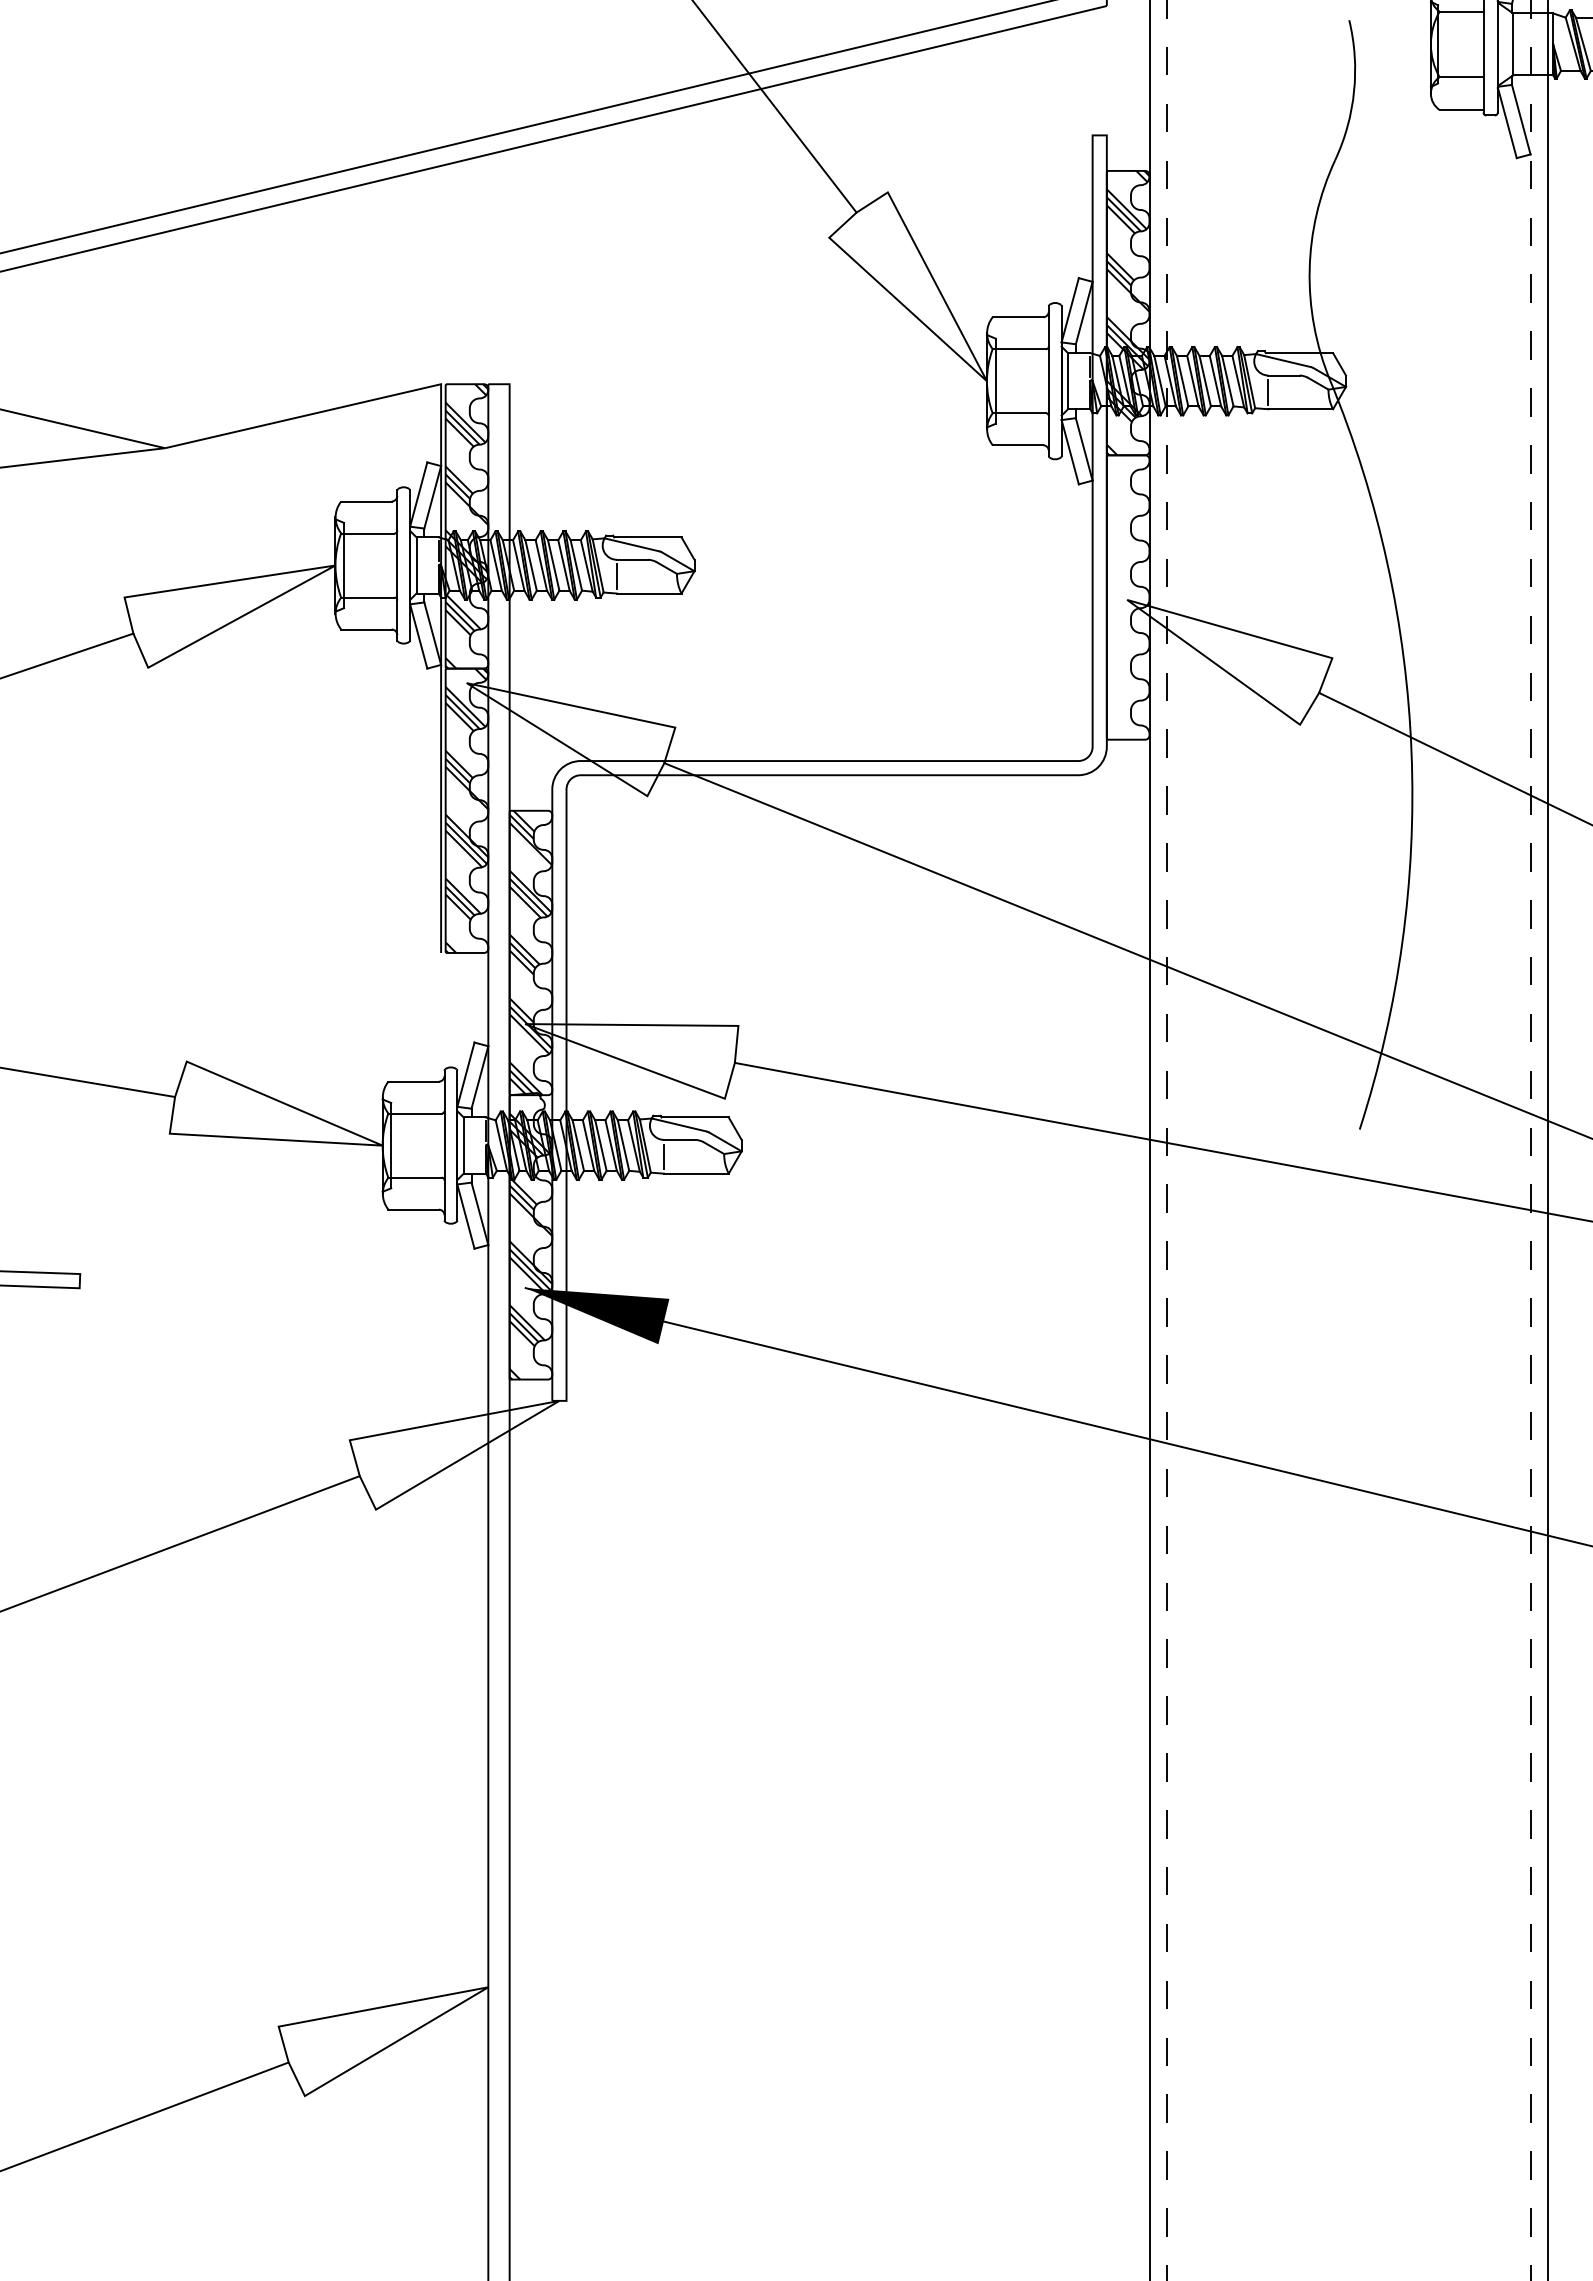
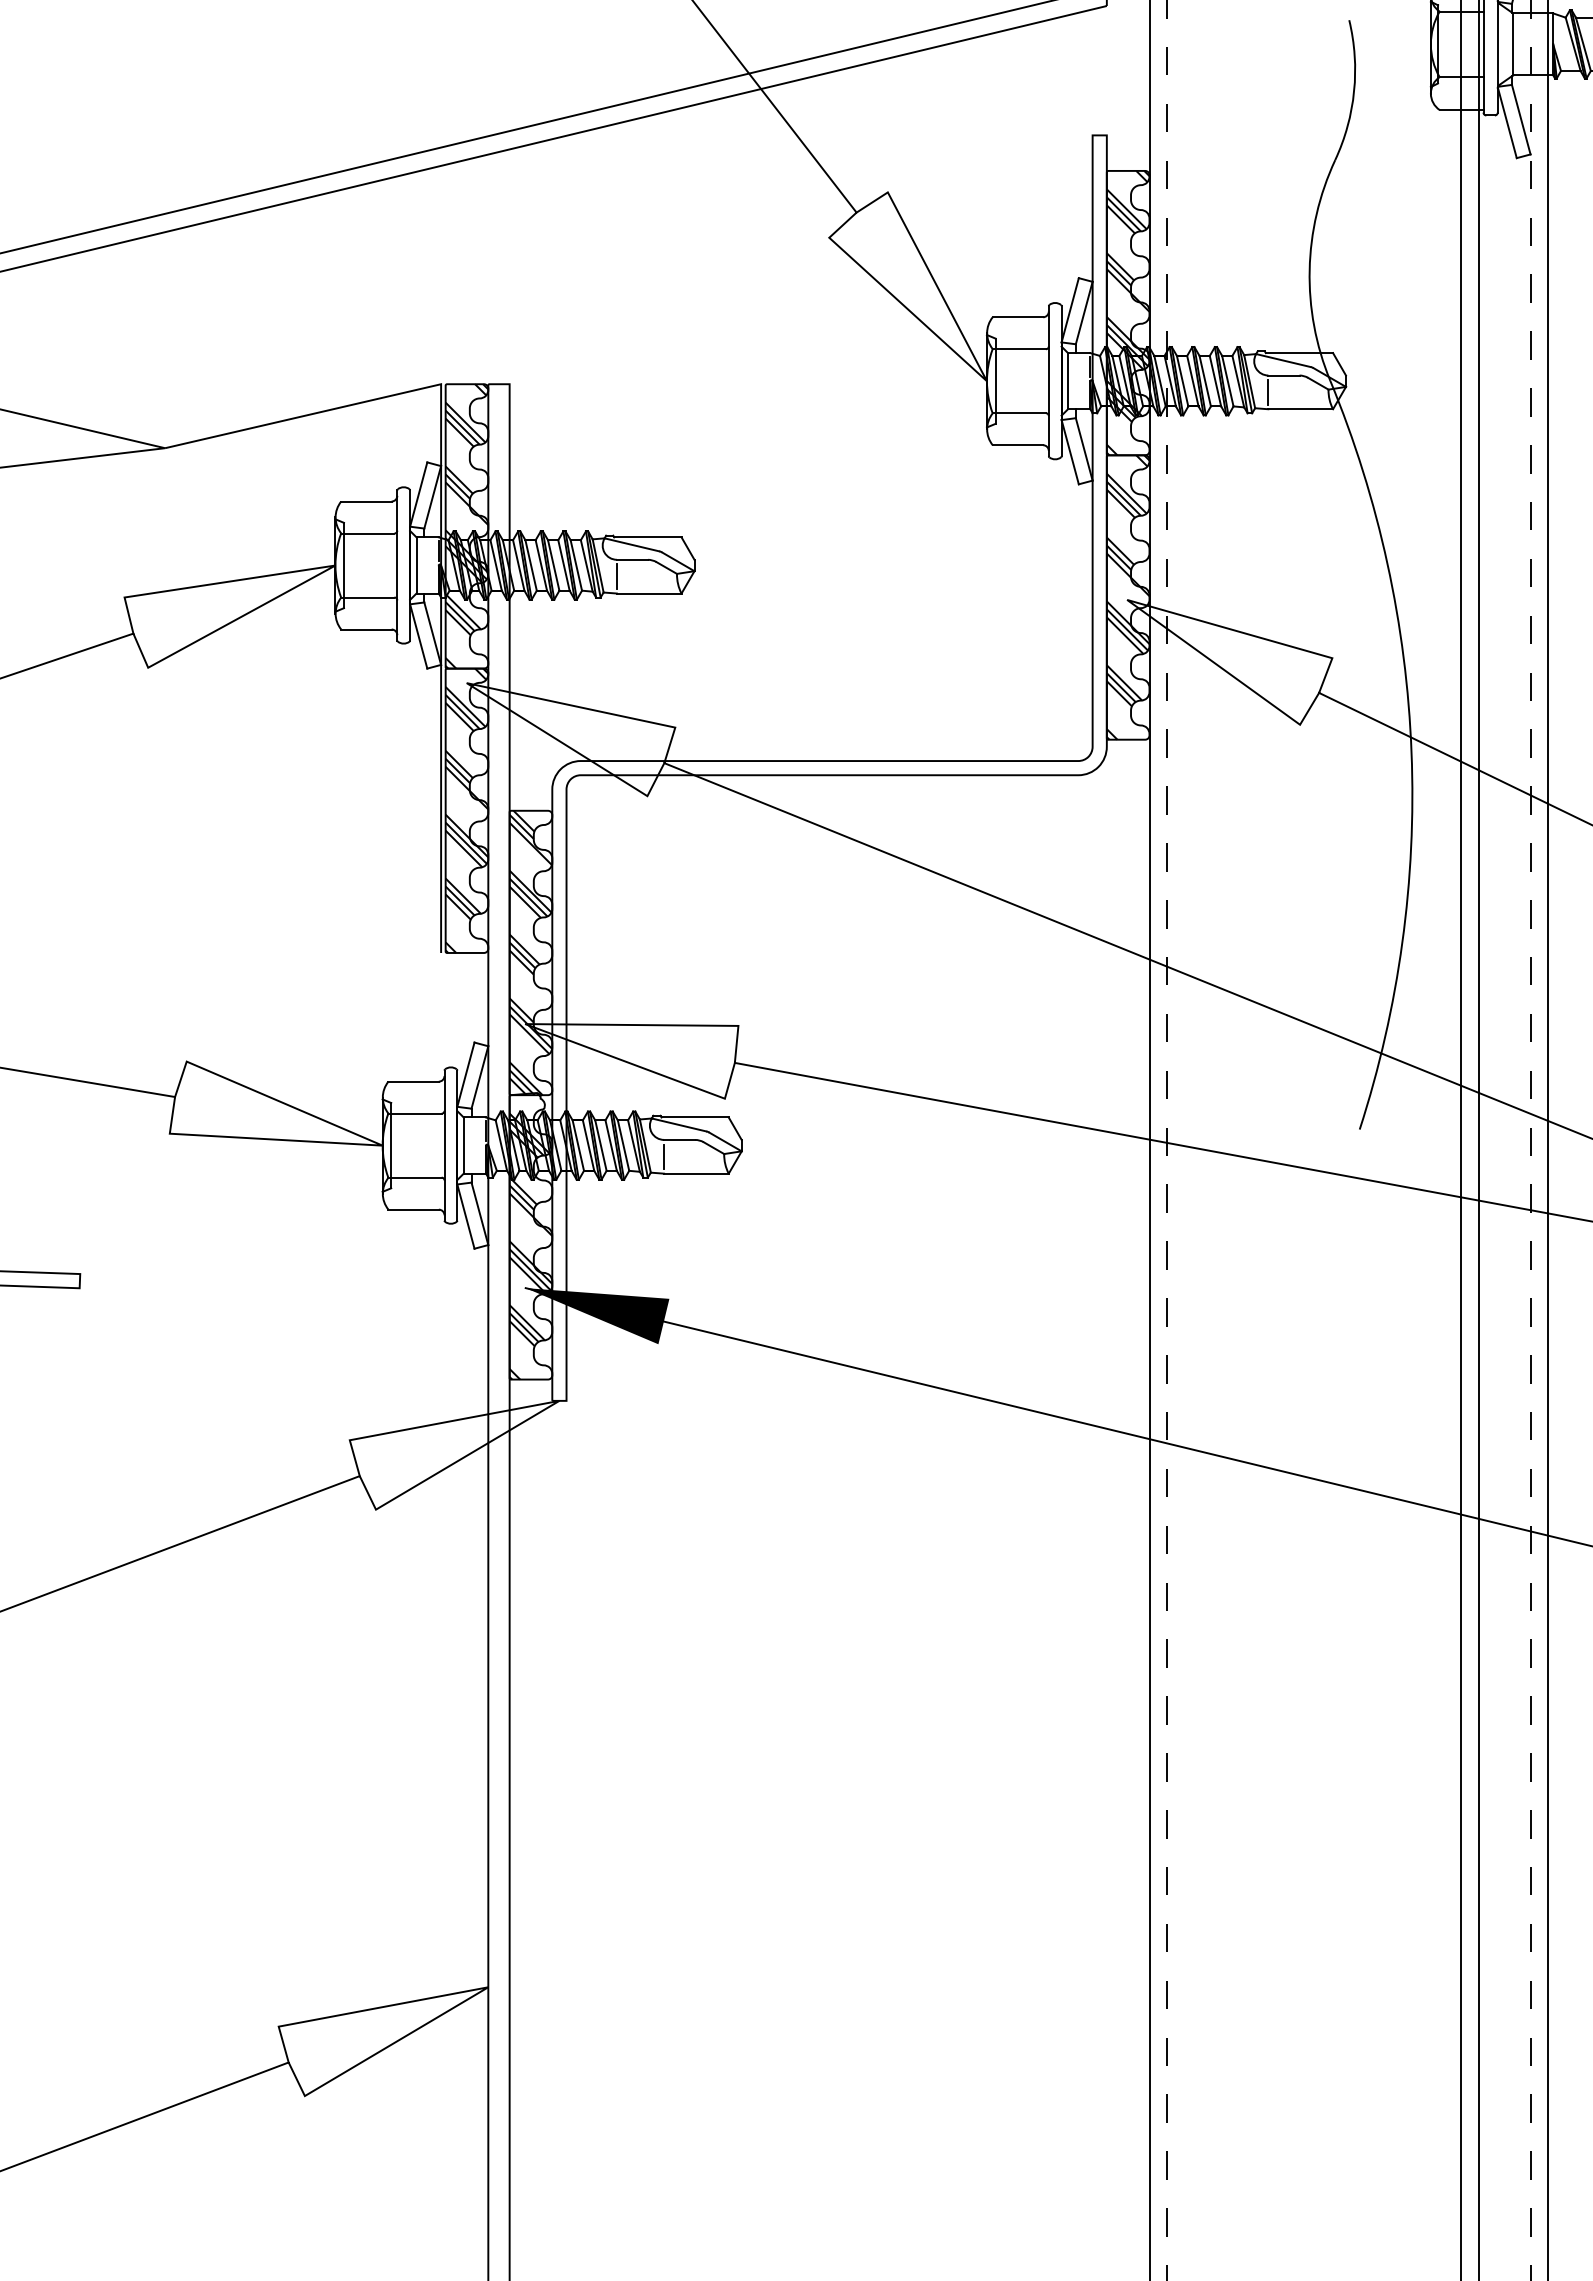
hatch: none -> present (1127, 597)
line: none -> present (1461, 1139)
line: none -> present (1478, 1139)
